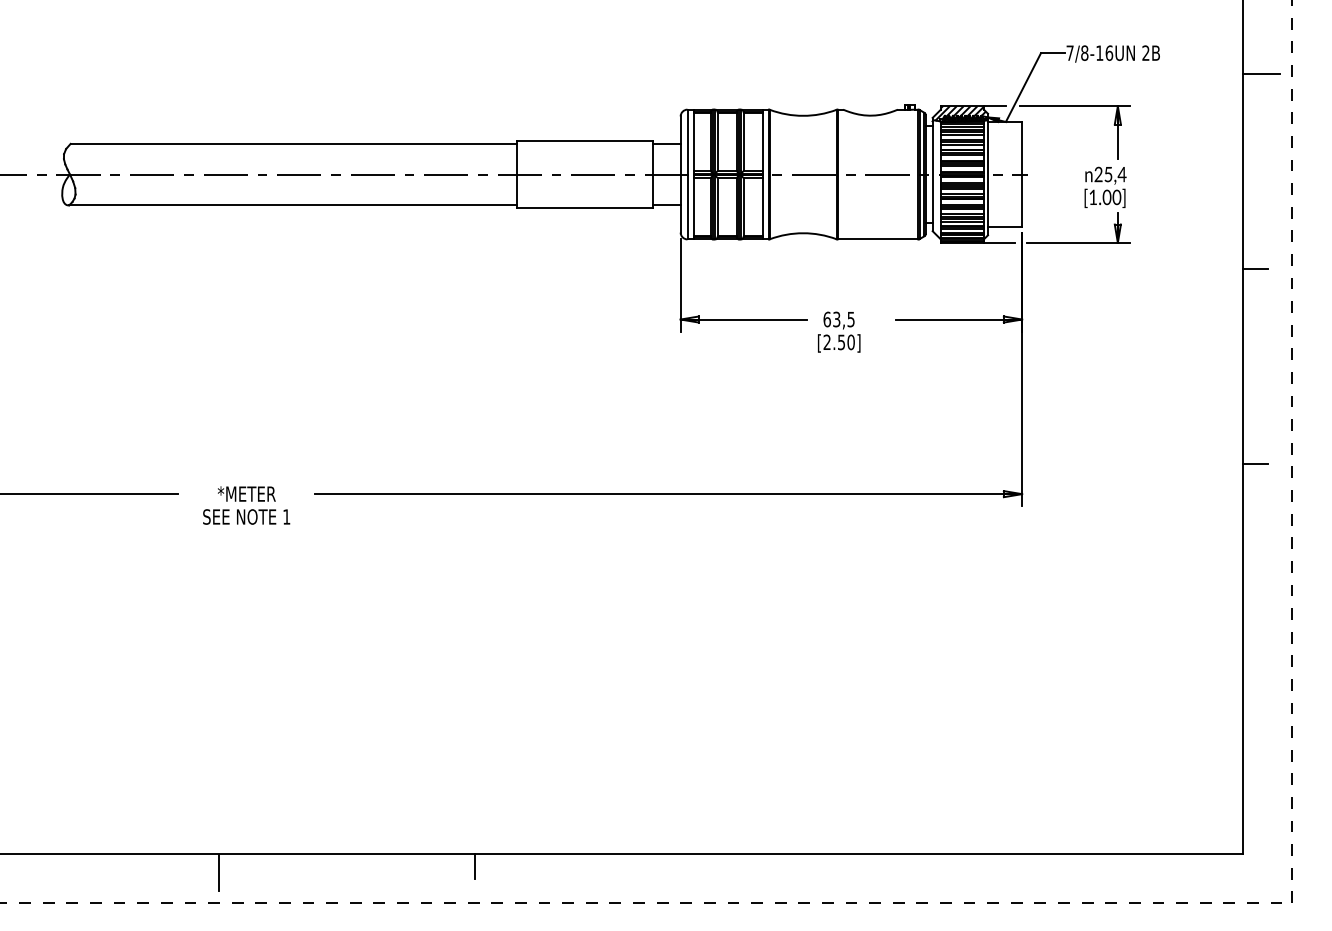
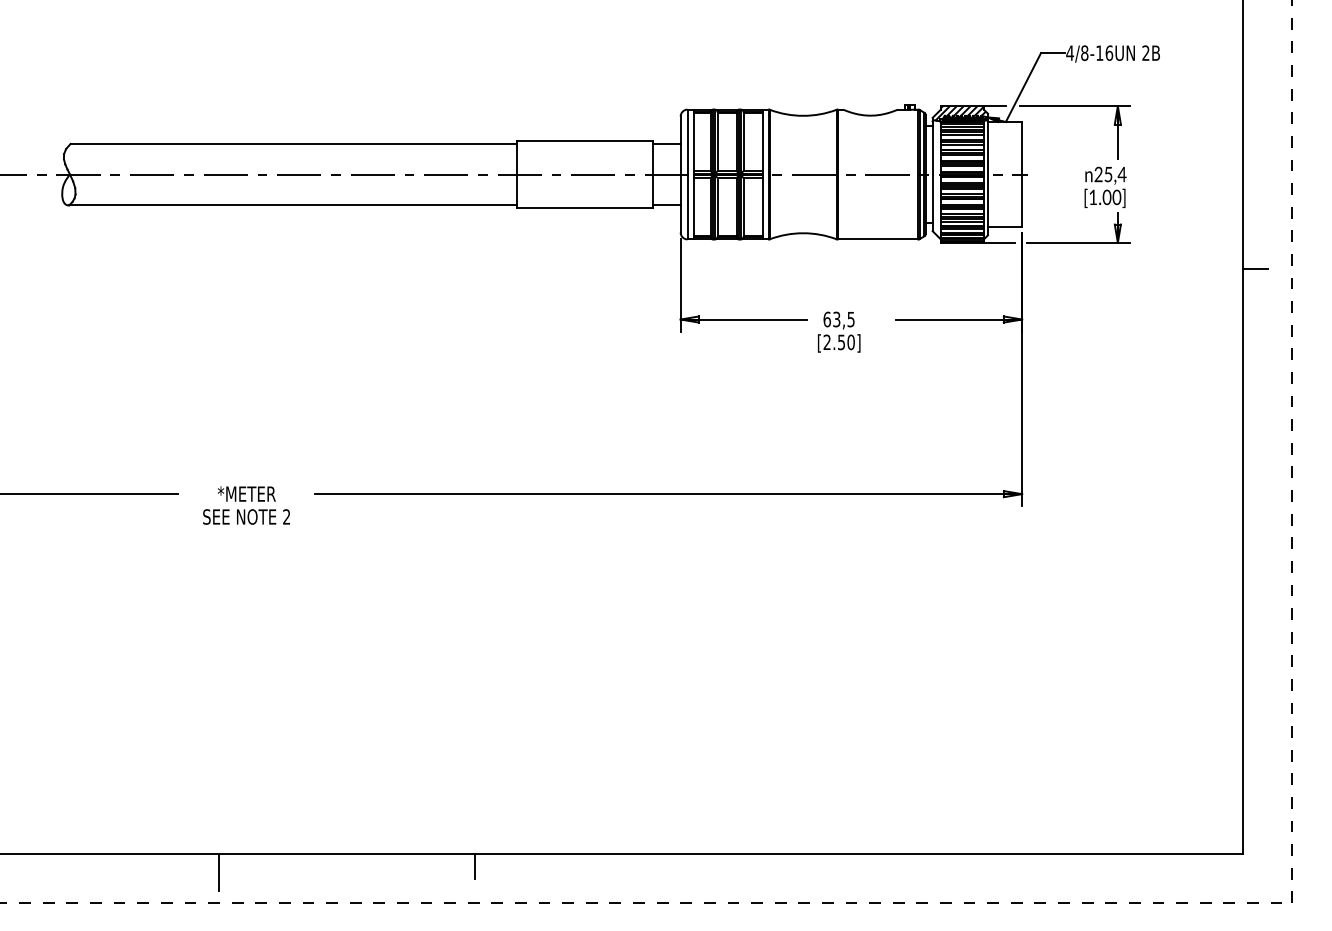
text: 7/8-16UN -> 4/8-16UN (1070, 52)
line: present -> none (1261, 73)
line: present -> none (1255, 464)
text: 1 -> 2 (286, 516)
